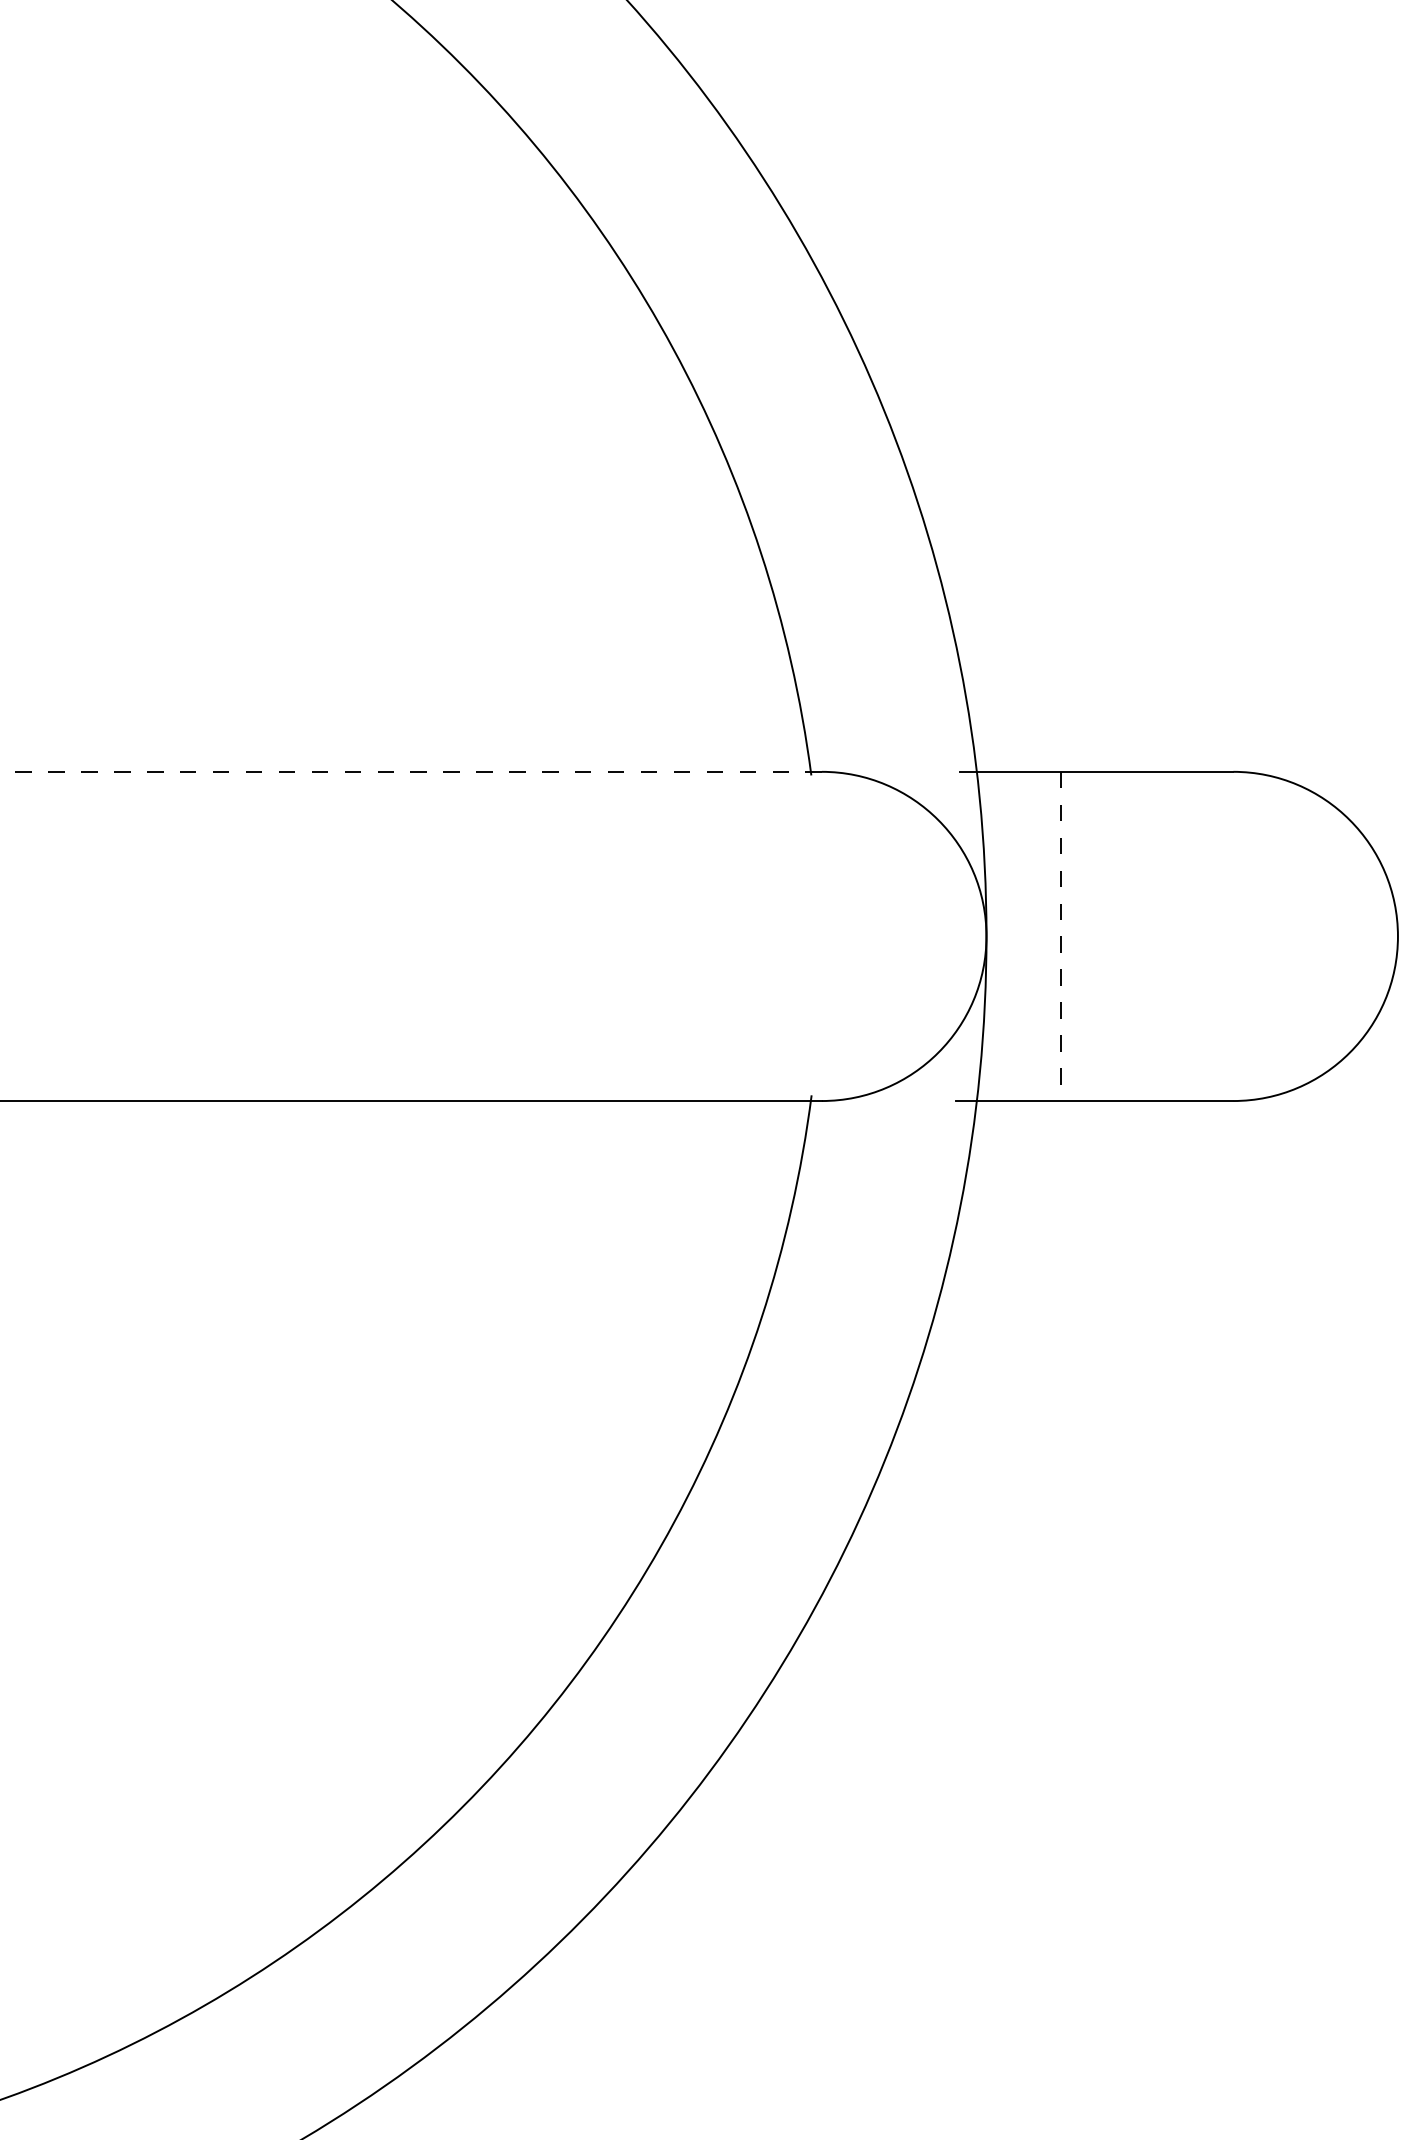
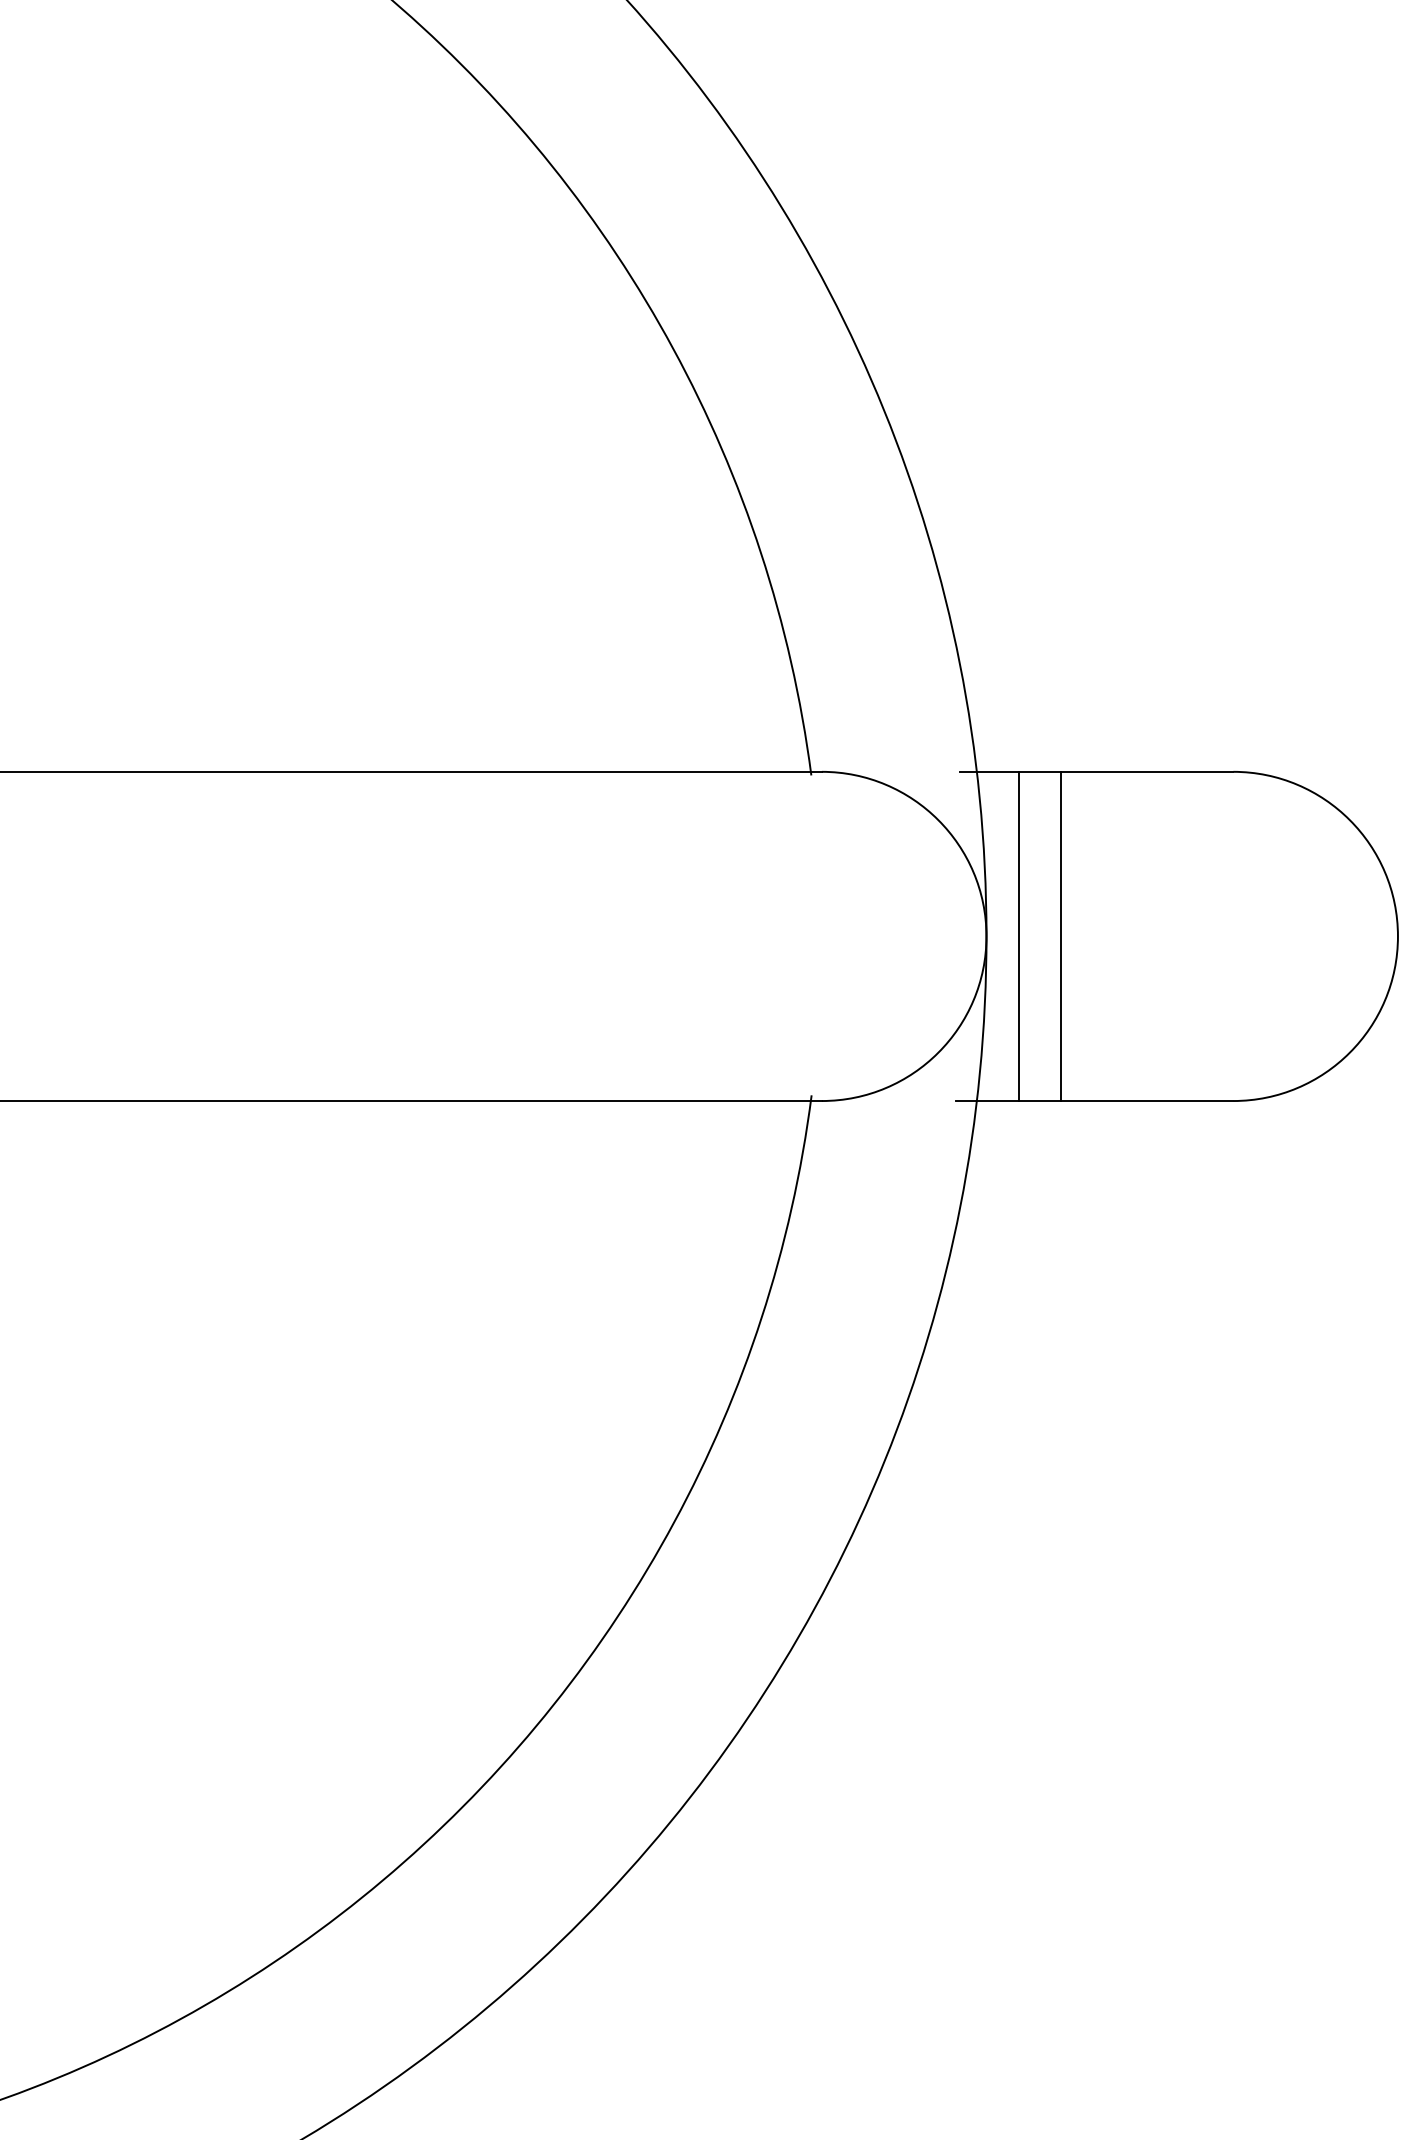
line: dashed -> solid (411, 771)
line: none -> present (1019, 936)
line: dashed -> solid (1060, 936)
